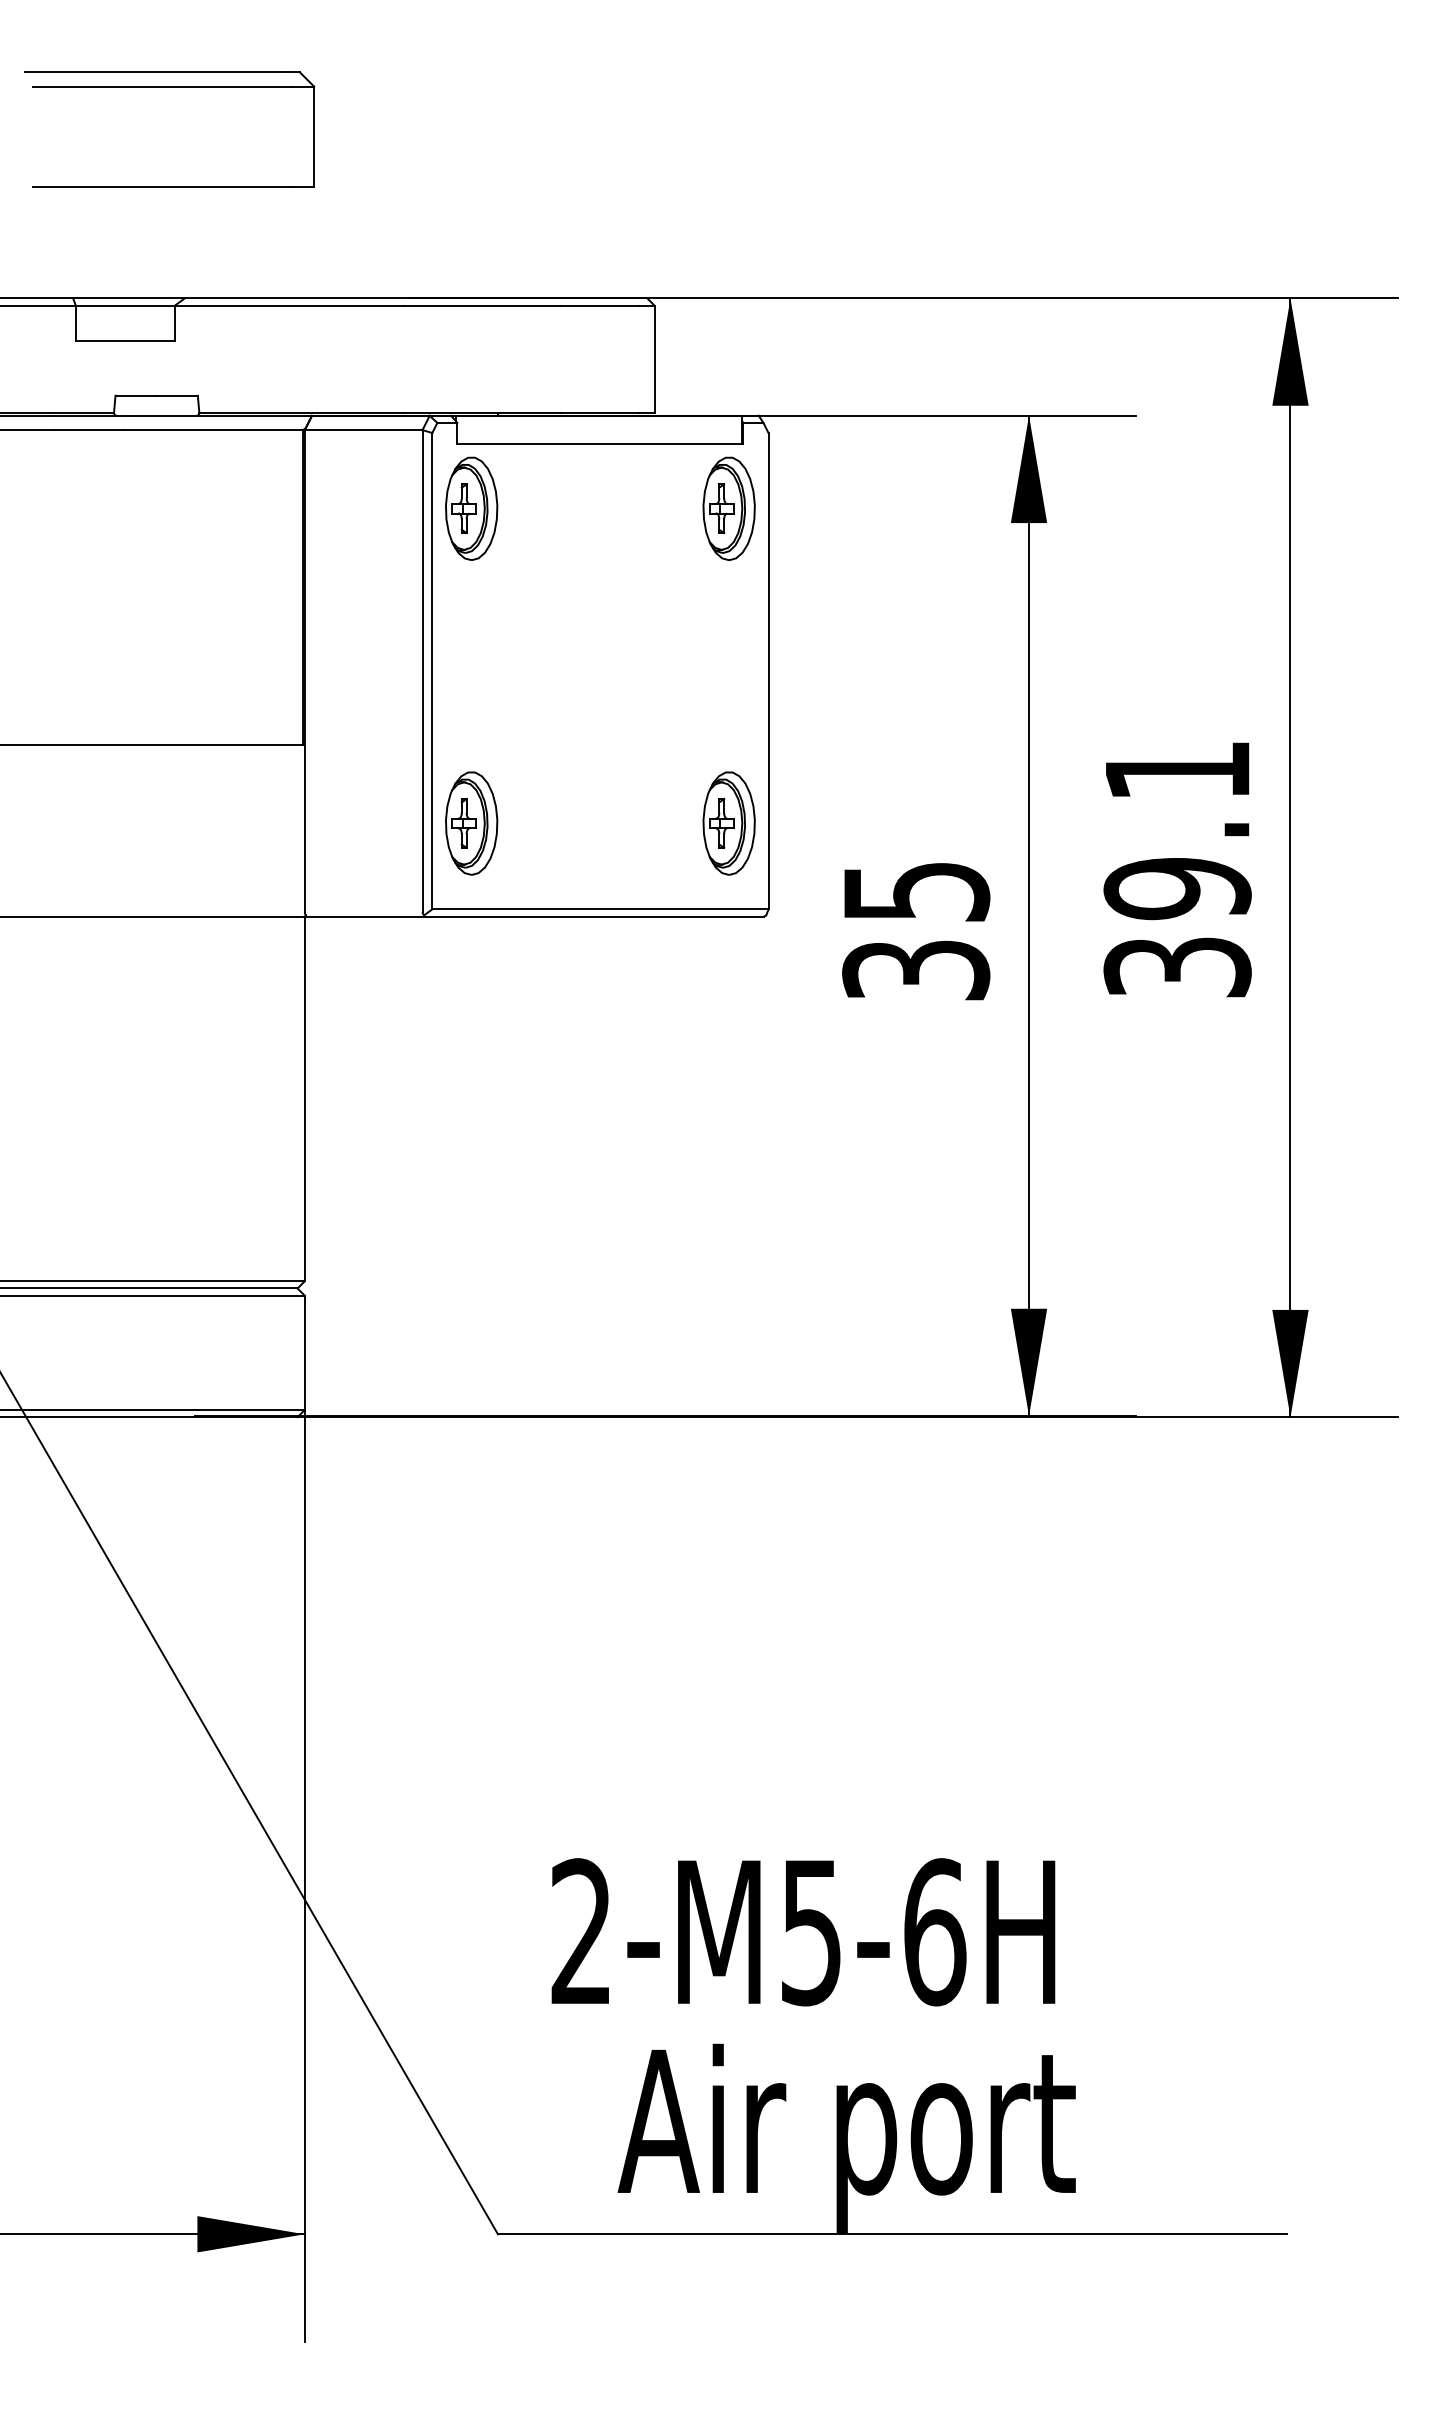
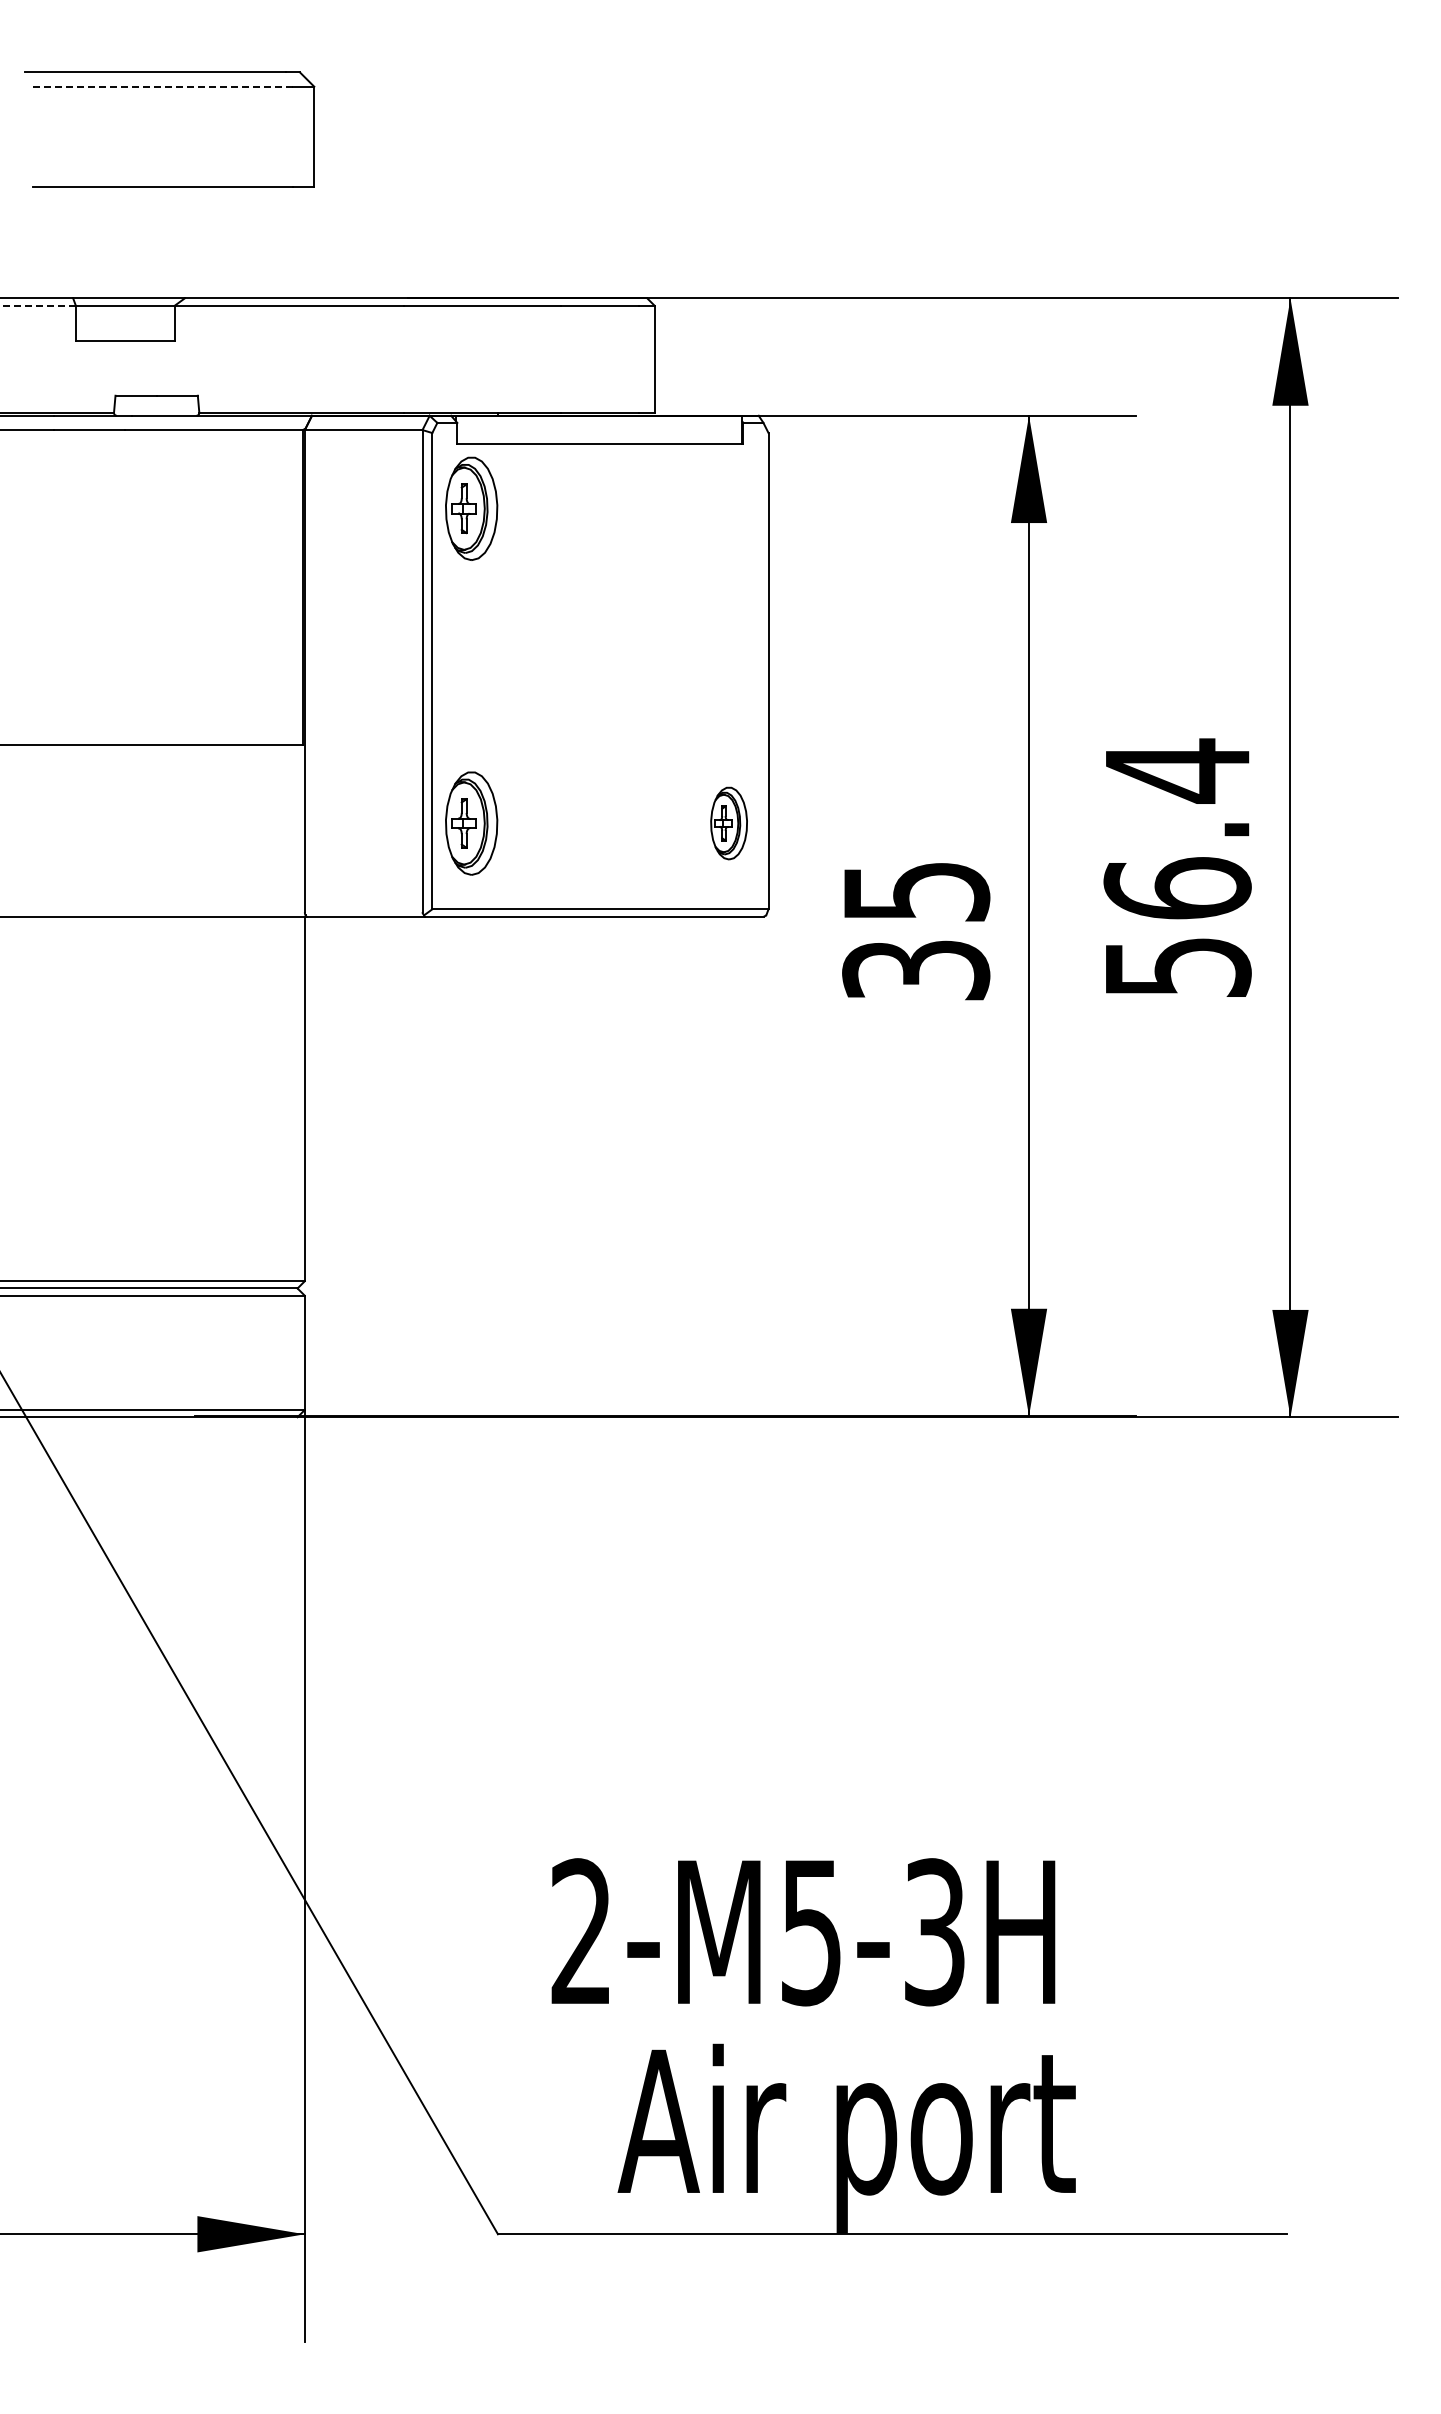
line: solid -> dashed (162, 86)
line: solid -> dashed (37, 305)
part: present -> none (728, 508)
part size: 54x105 px -> 38x75 px (728, 823)
text: 39.1 -> 56.4 (1177, 867)
text: 2-M5-6H -> 2-M5-3H (935, 1932)
